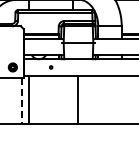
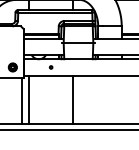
line position: (78, 99) -> (73, 99) (73, 99)
line: dashed -> solid (22, 100)
line: none -> present (68, 129)
